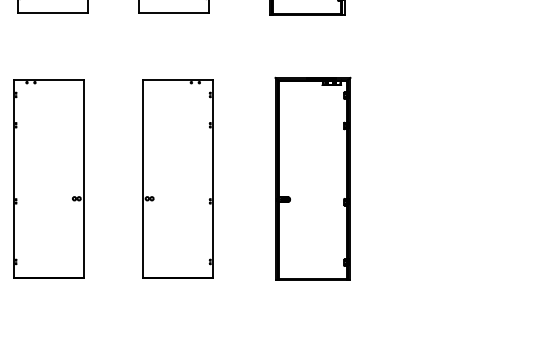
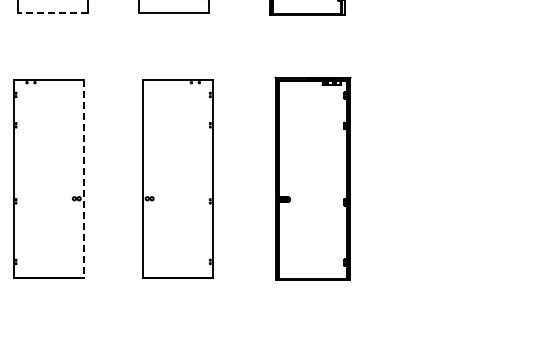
line: solid -> dashed (52, 13)
line: solid -> dashed (83, 179)
